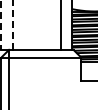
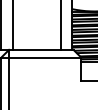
line: dashed -> solid (1, 24)
line: dashed -> solid (12, 24)
